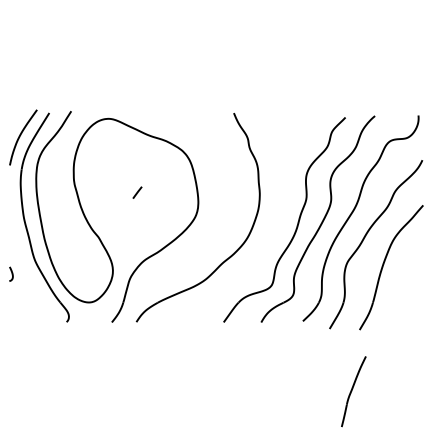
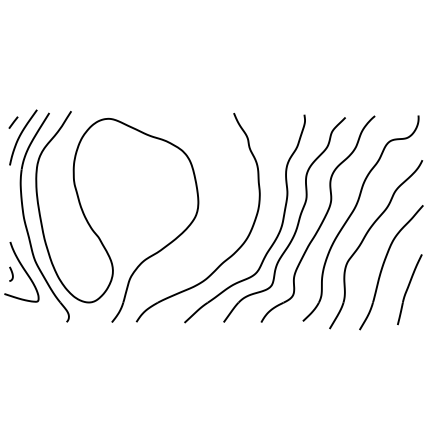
line position: (137, 192) -> (13, 122) (13, 122)
part: none -> present (275, 237)
curve: none -> present (23, 270)
part position: (353, 391) -> (409, 289) (409, 289)
